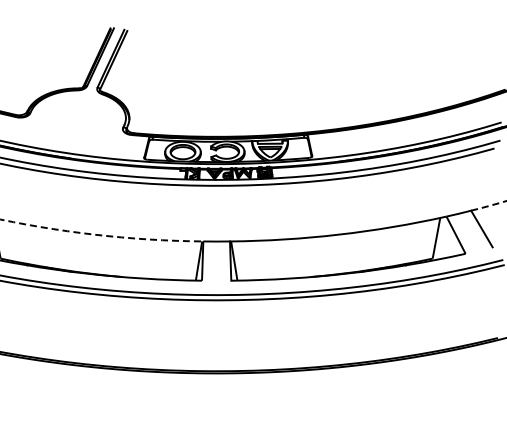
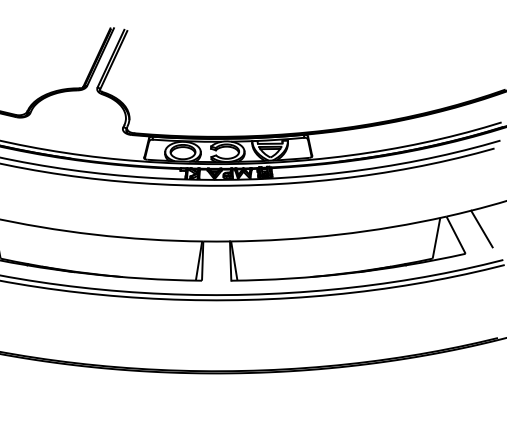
arc: dashed -> solid (490, 205)
arc: dashed -> solid (101, 235)
